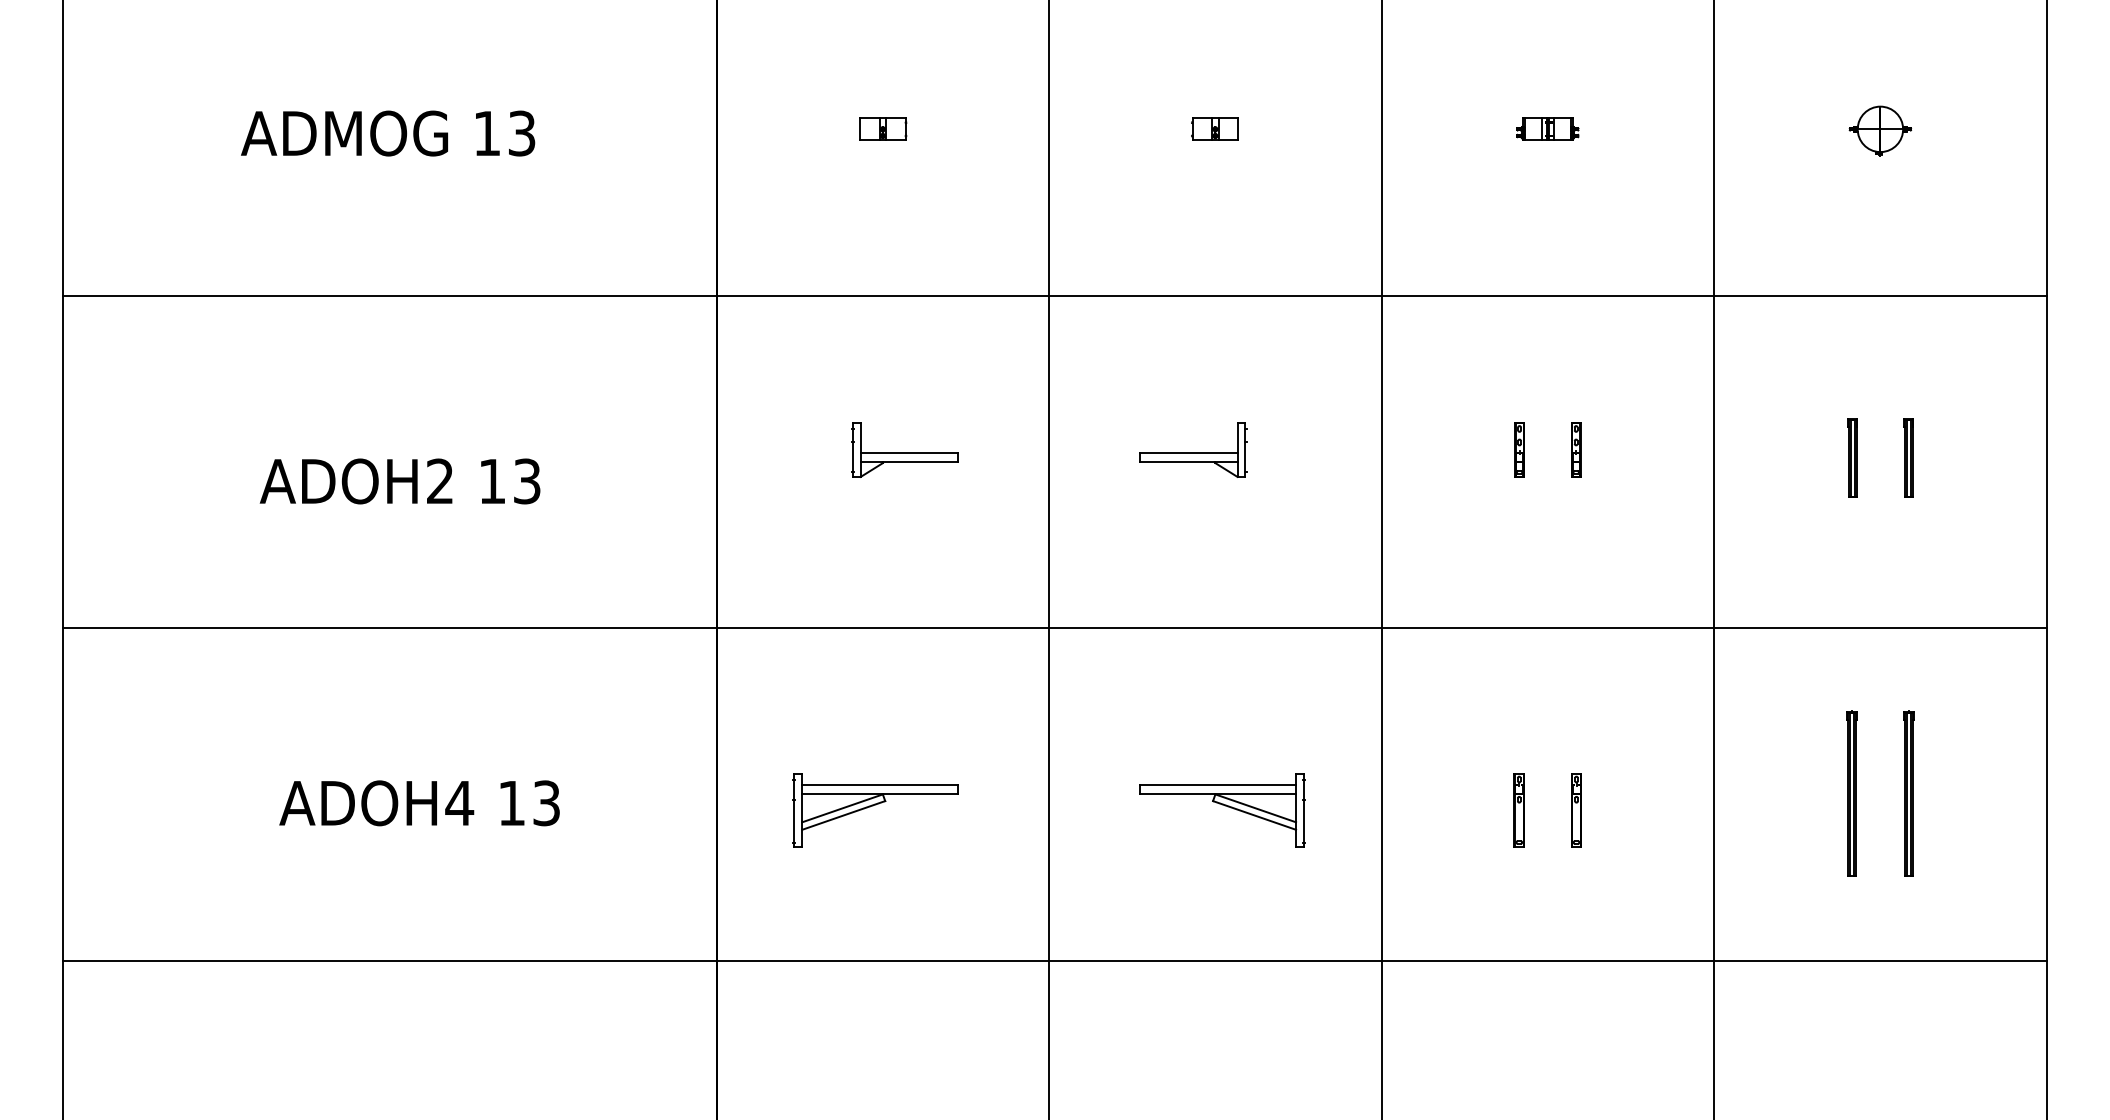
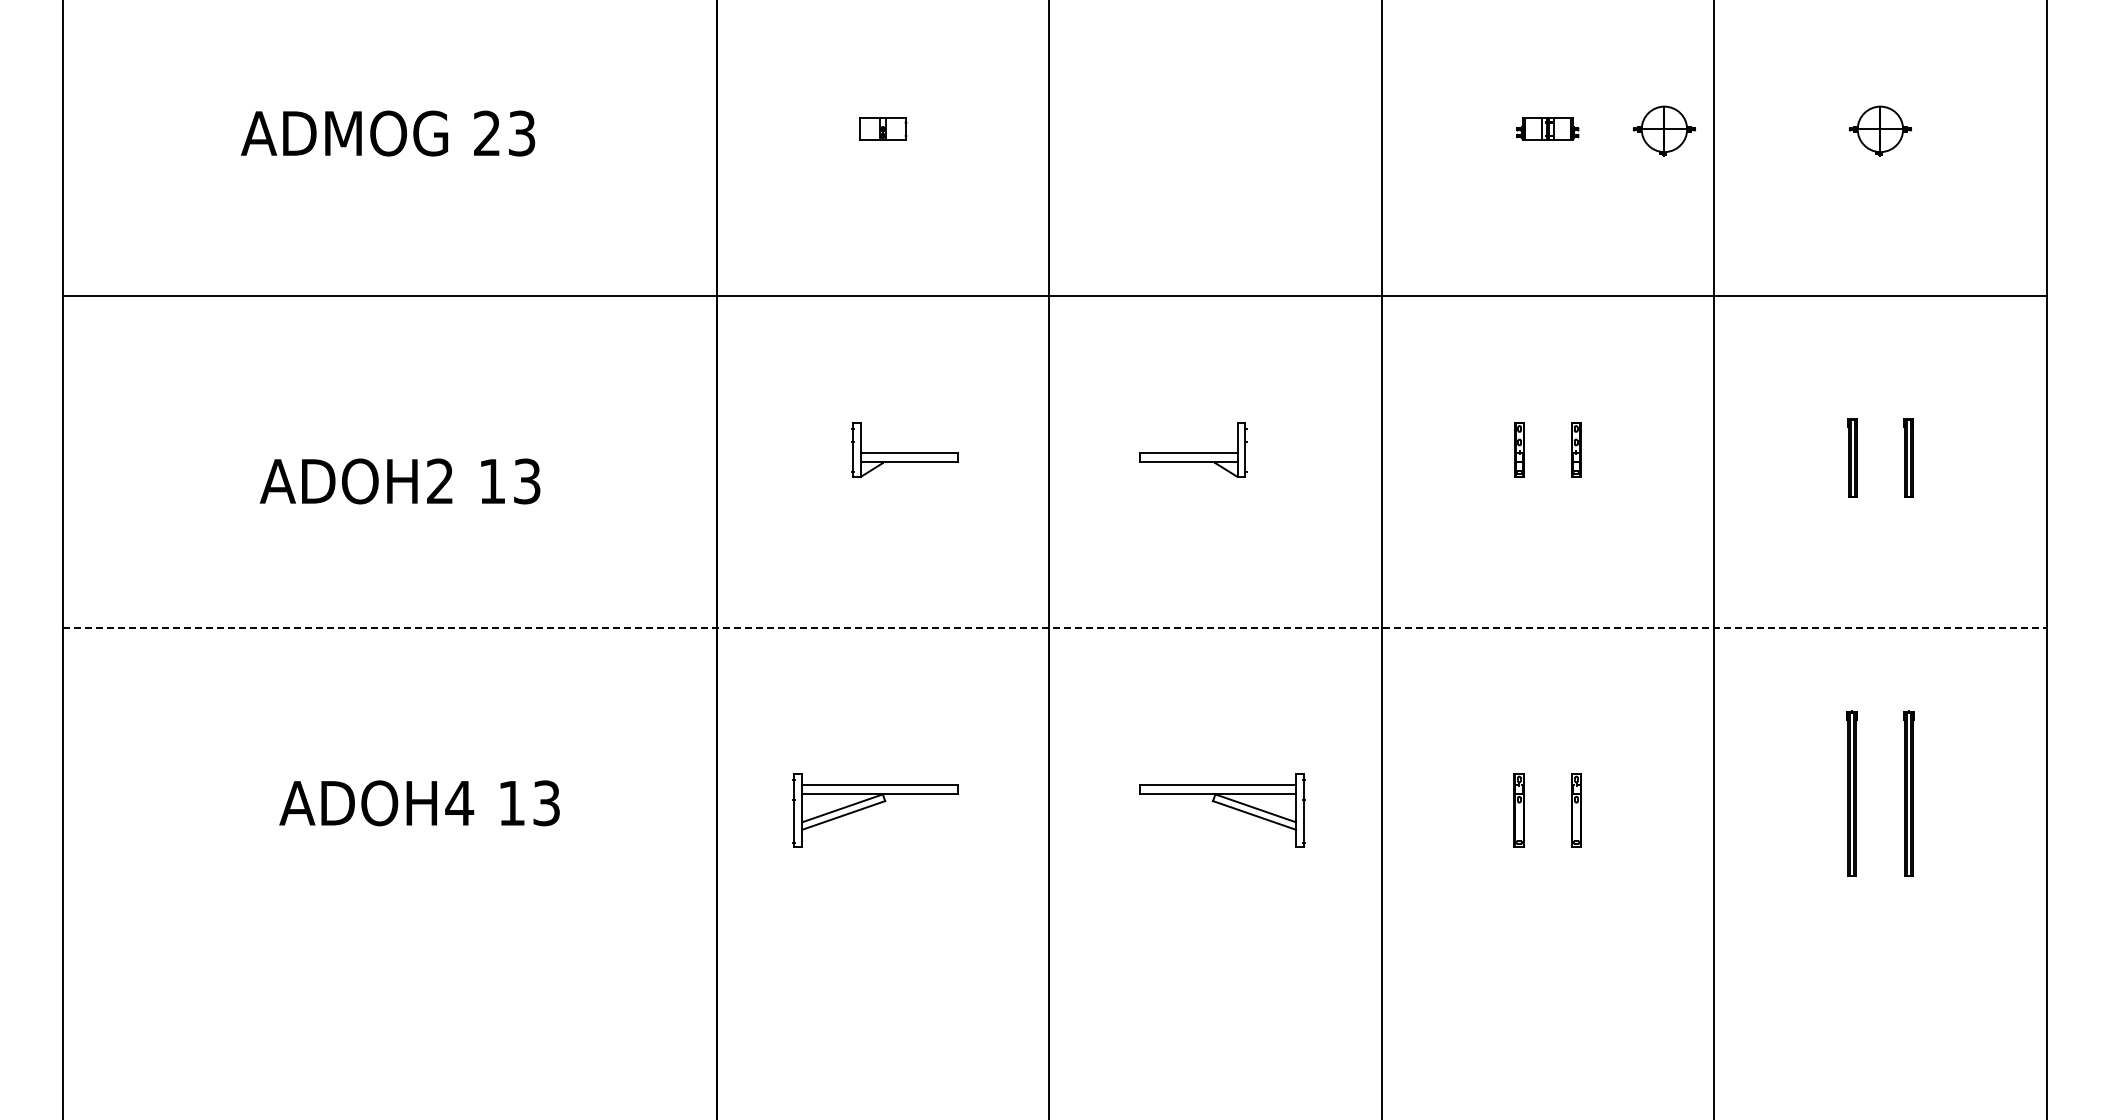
part: present -> none (1214, 128)
part: none -> present (1663, 130)
text: 13 -> 23 (486, 132)
line: solid -> dashed (1054, 628)
line: present -> none (1054, 960)
